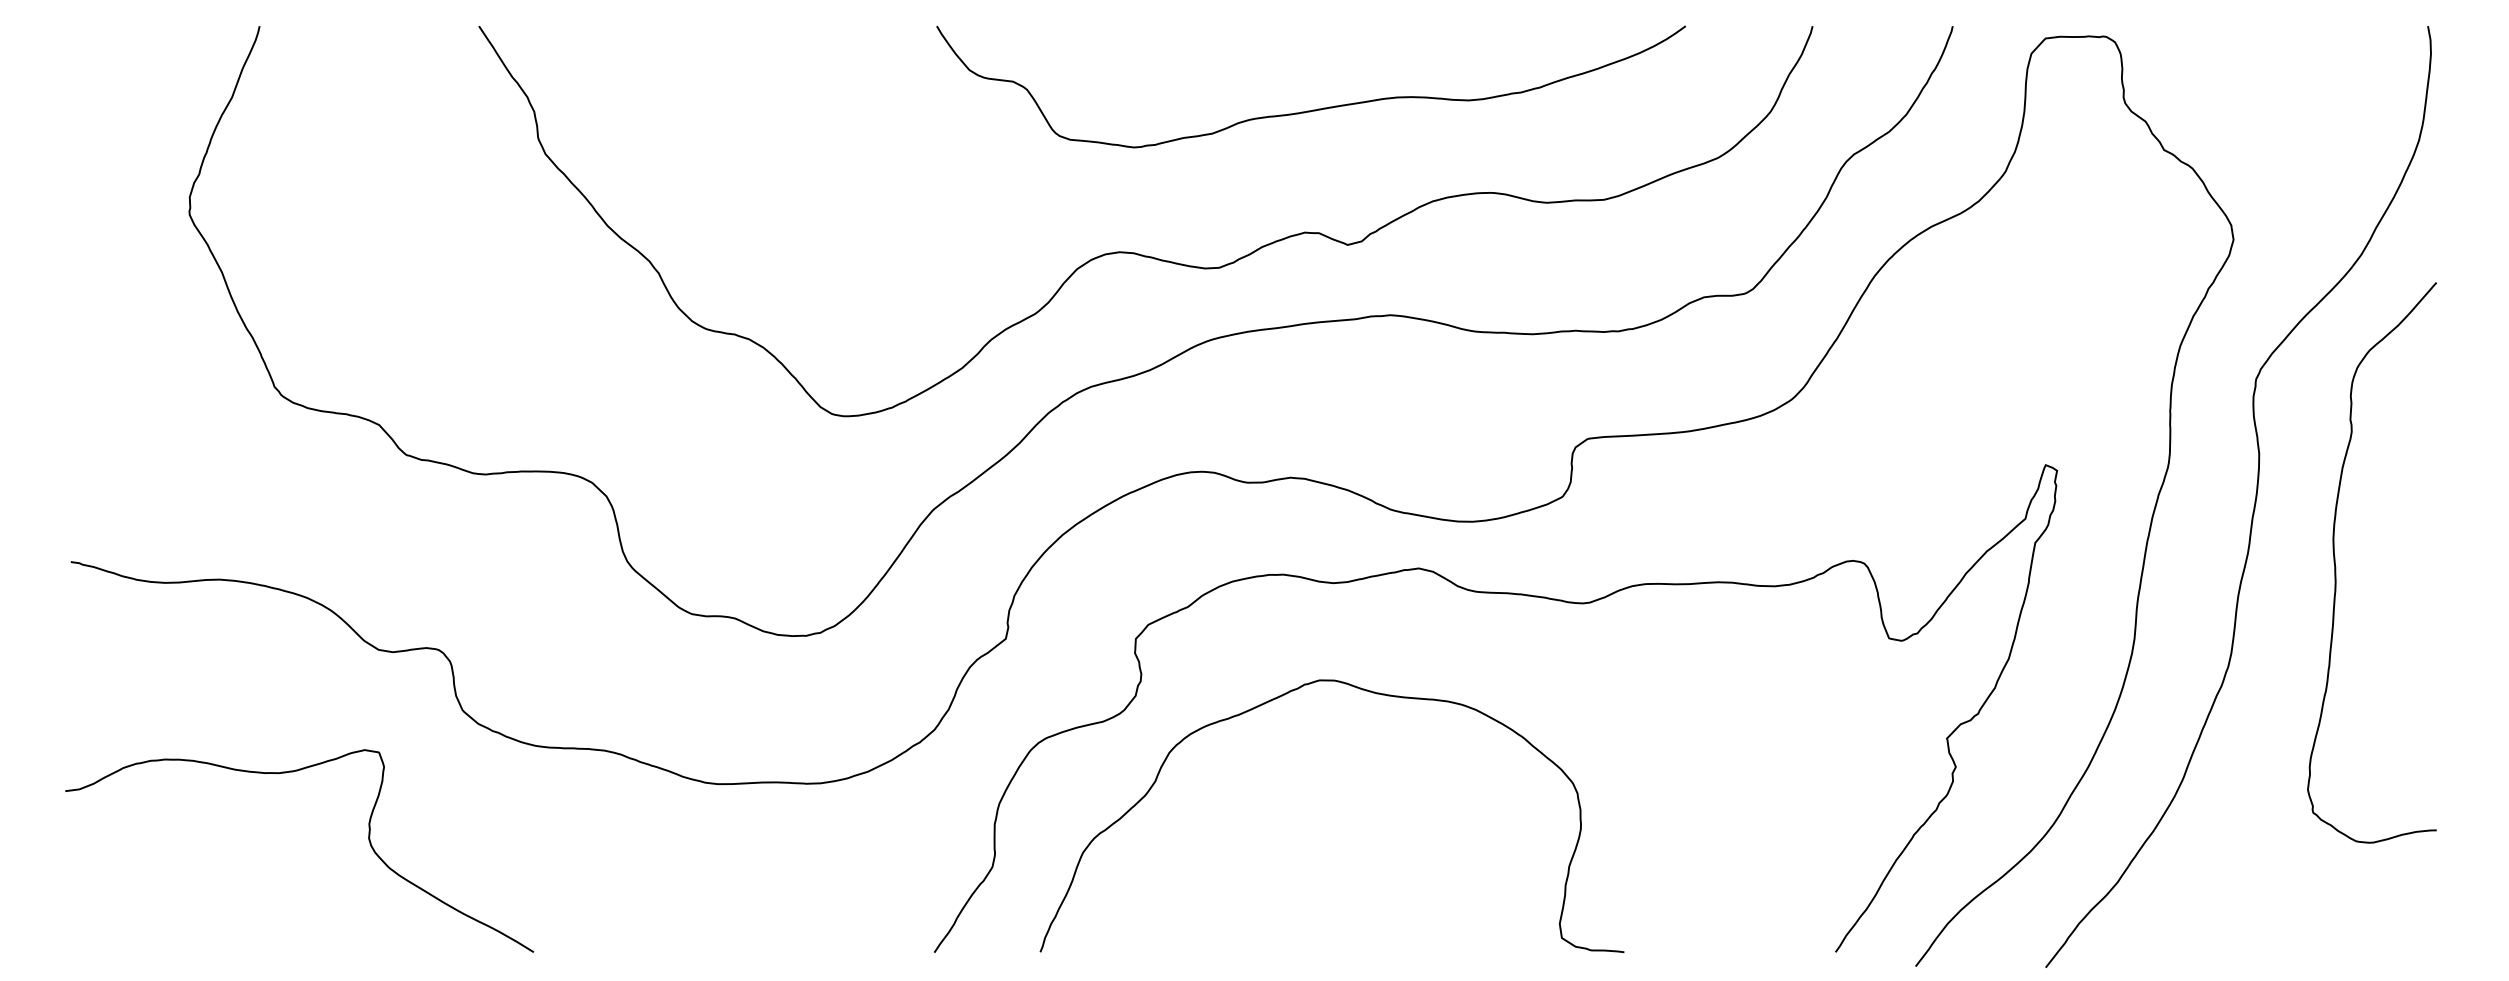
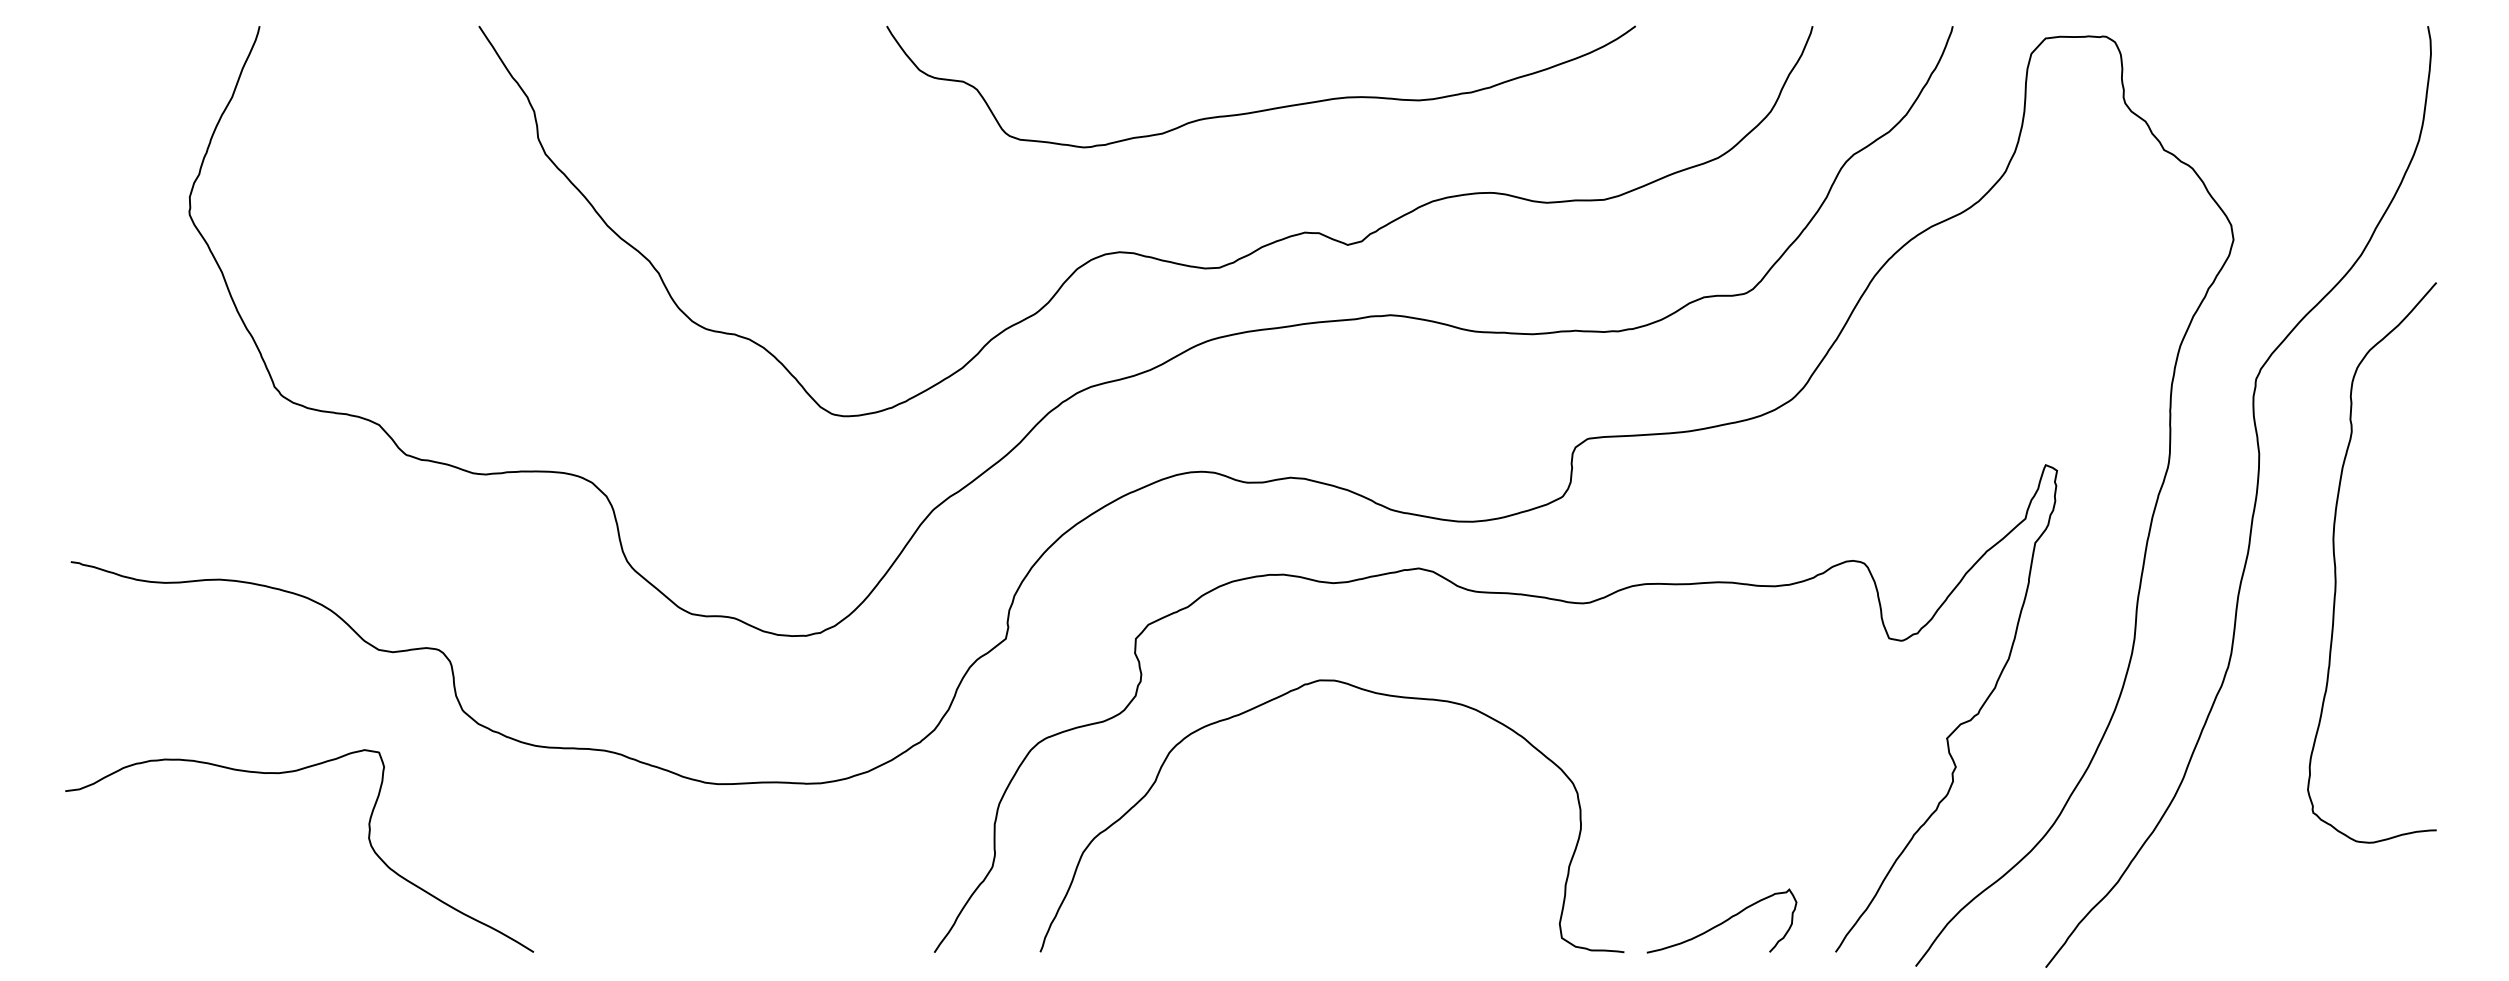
curve position: (1313, 109) -> (1263, 109) (1263, 109)
curve: none -> present (1722, 921)
